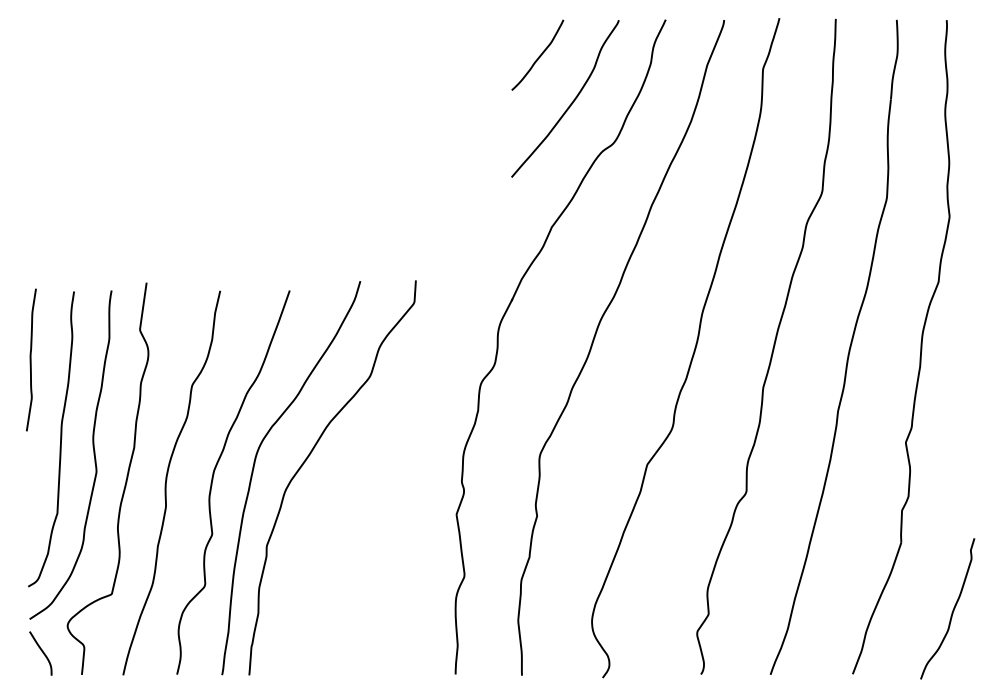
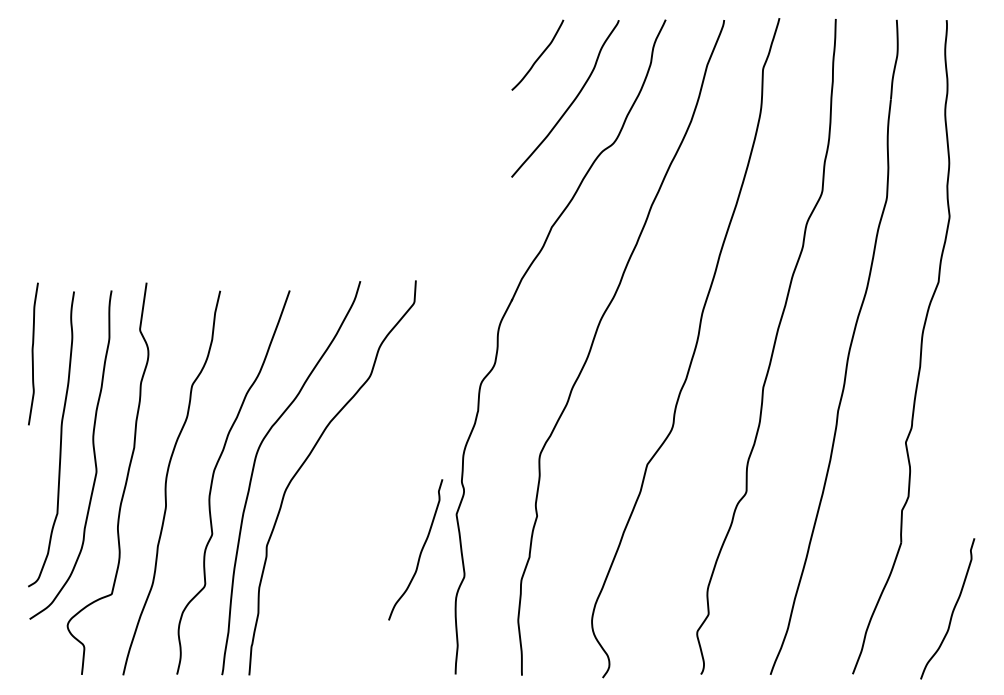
curve position: (31, 359) -> (33, 353) (33, 353)
curve: none -> present (420, 550)
curve: present -> none (42, 653)
